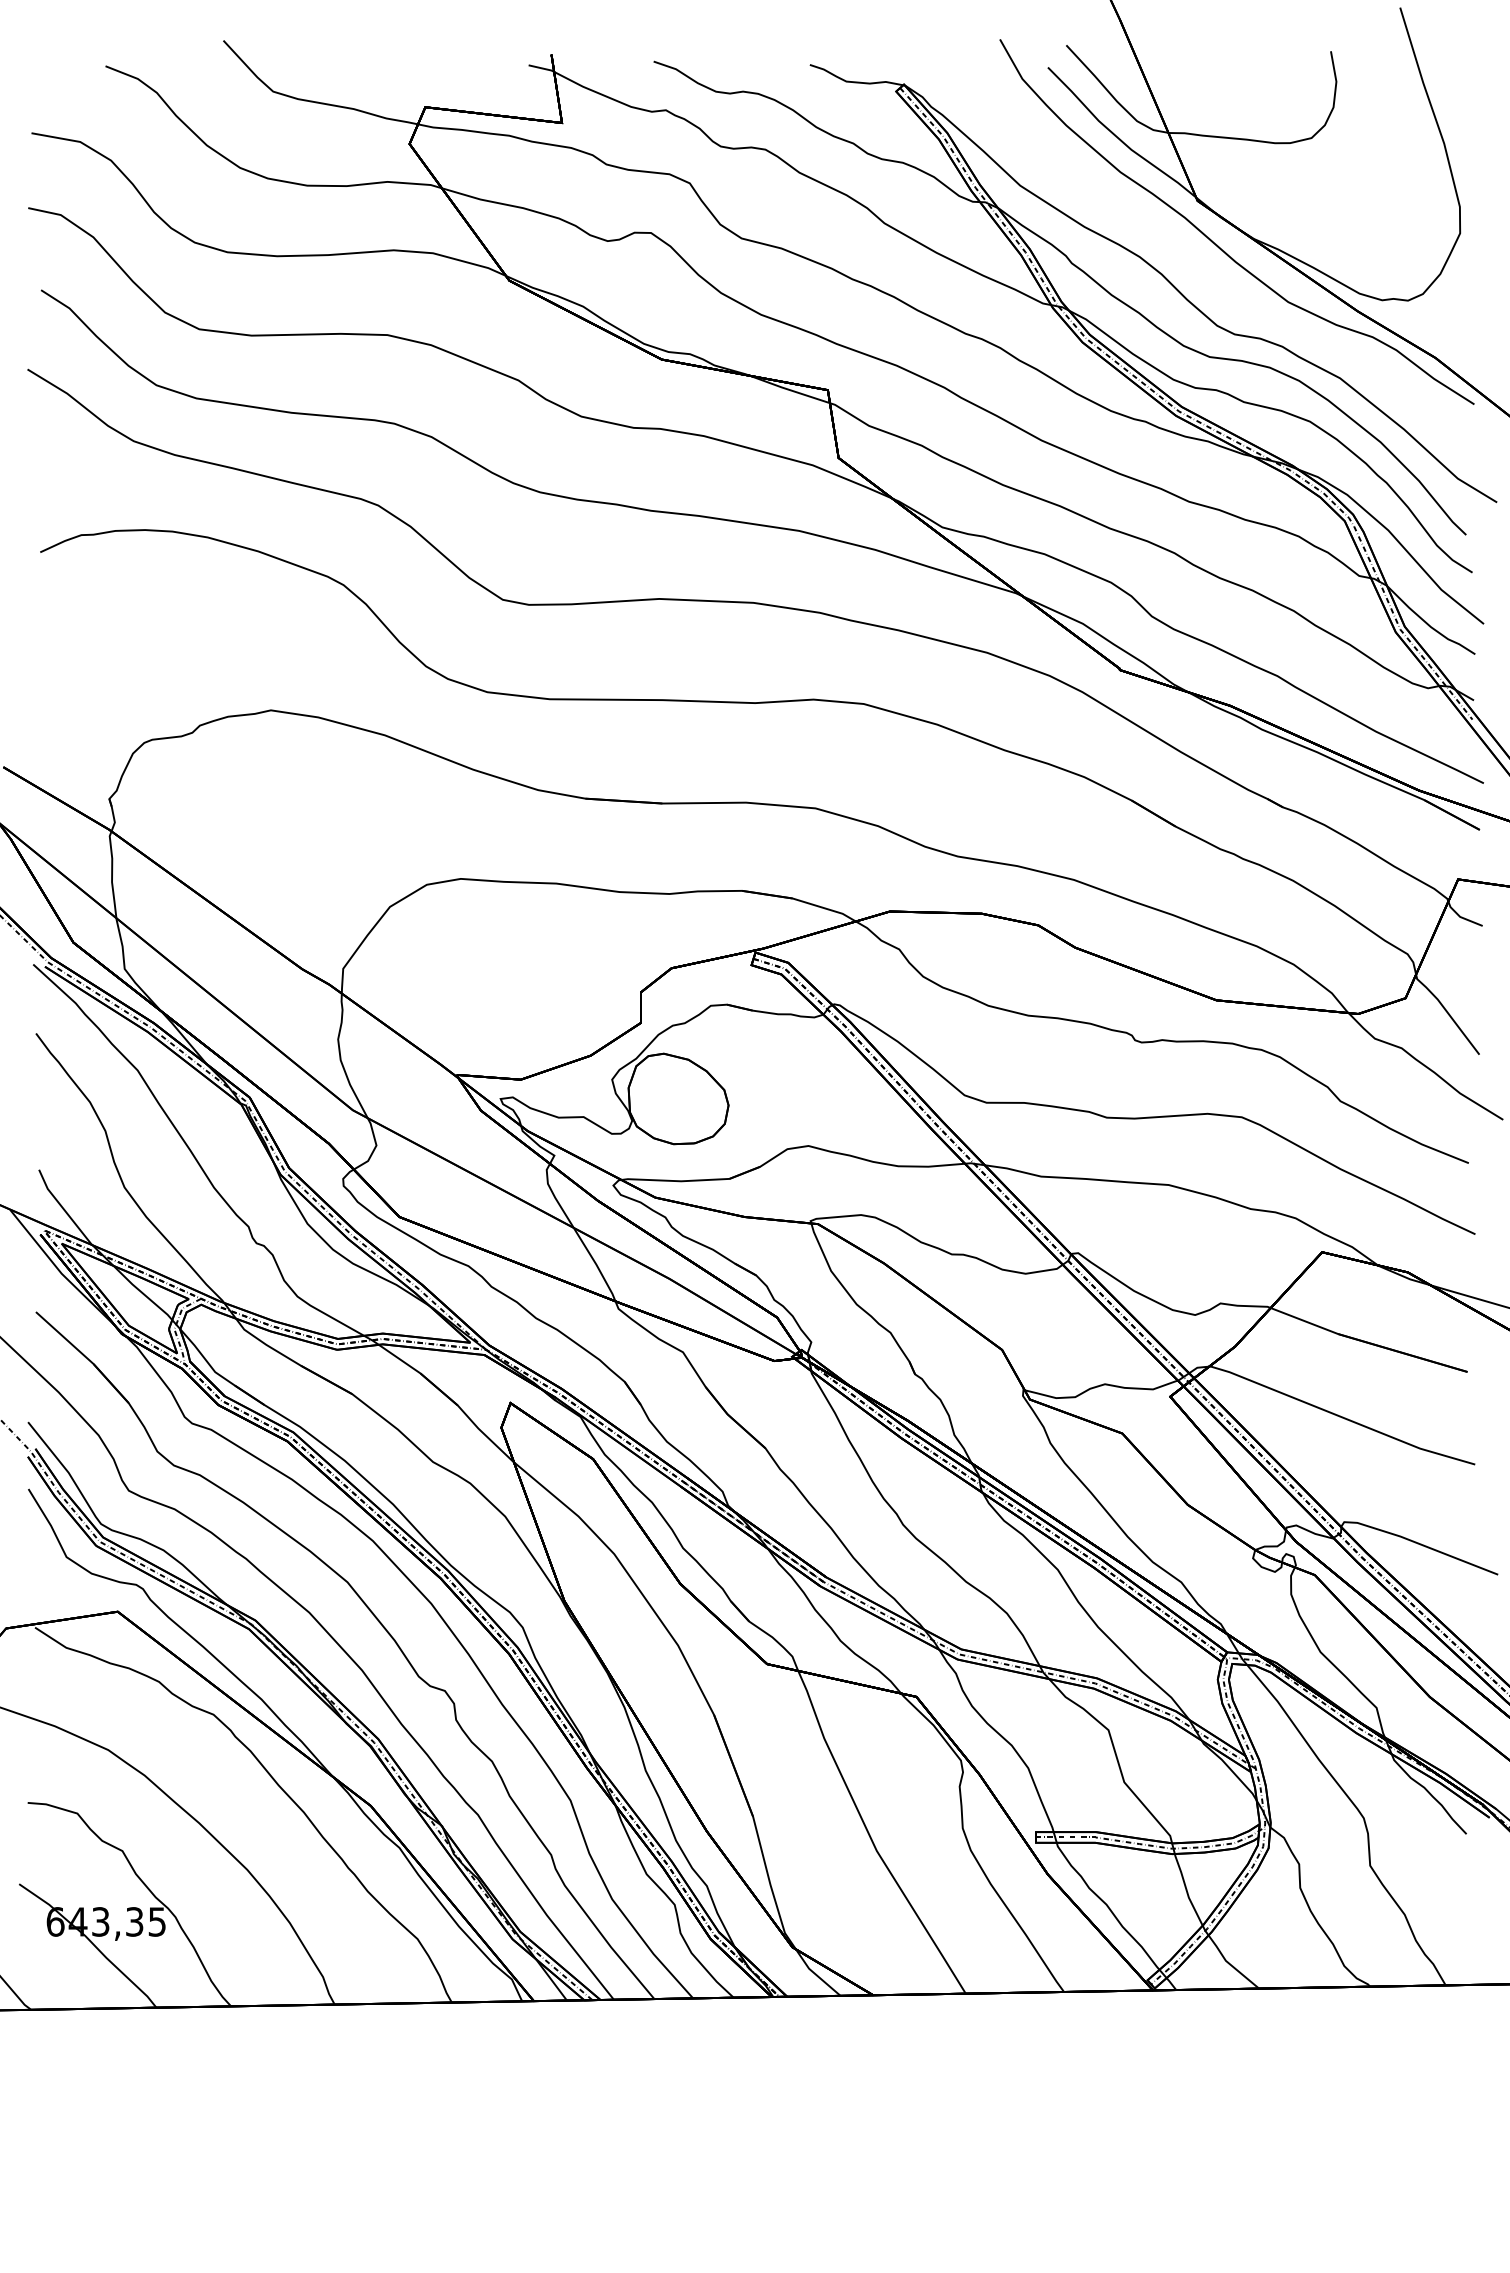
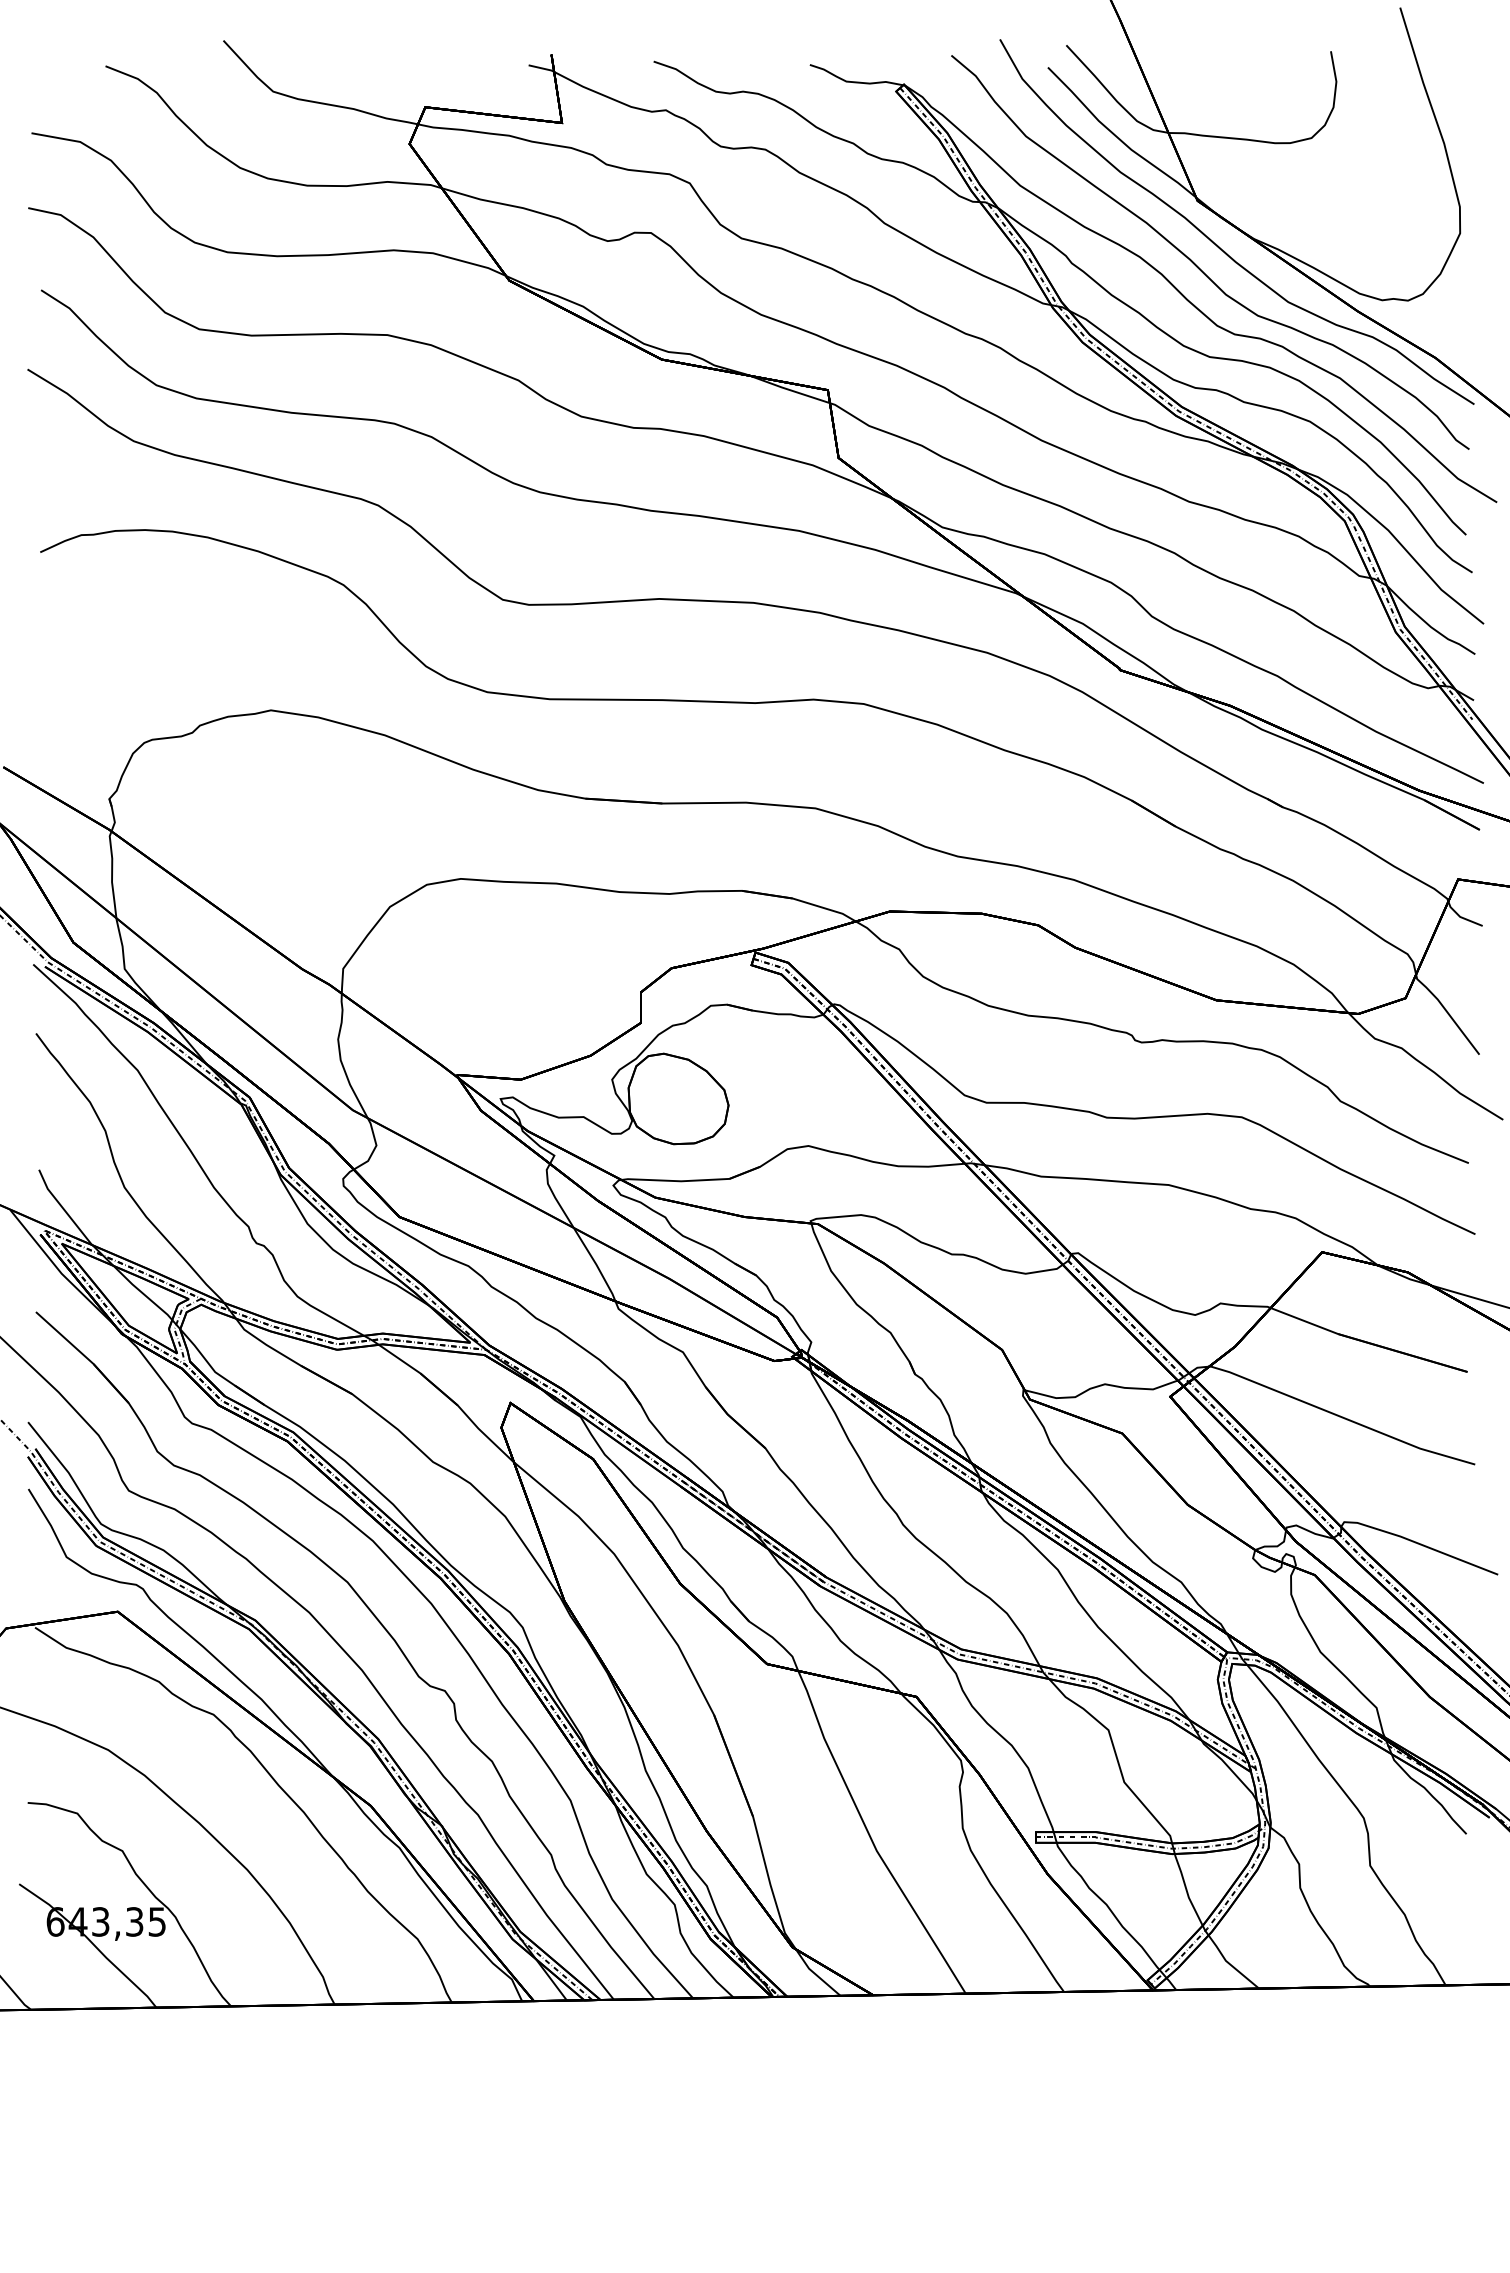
curve: none -> present (1197, 265)
